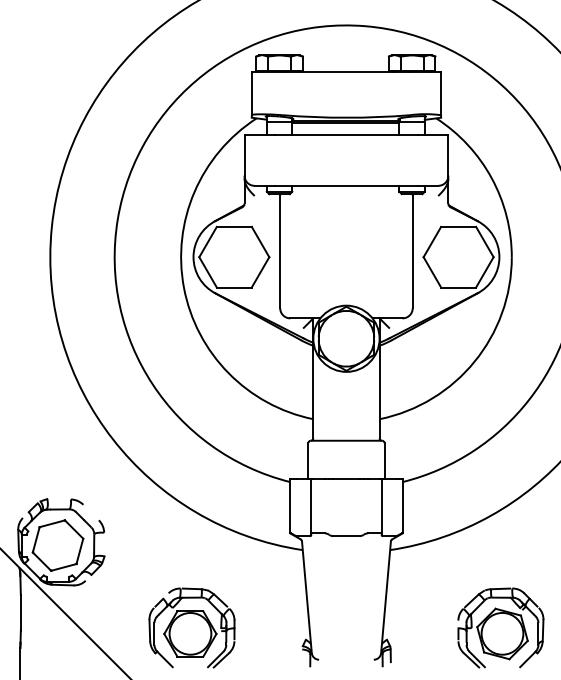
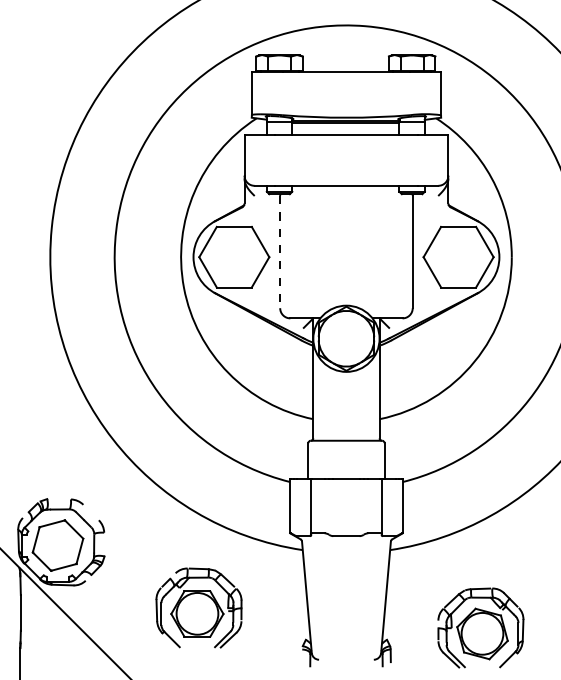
line: solid -> dashed (280, 252)
part position: (191, 627) -> (198, 607) (198, 607)
part position: (500, 627) -> (480, 627) (480, 627)
